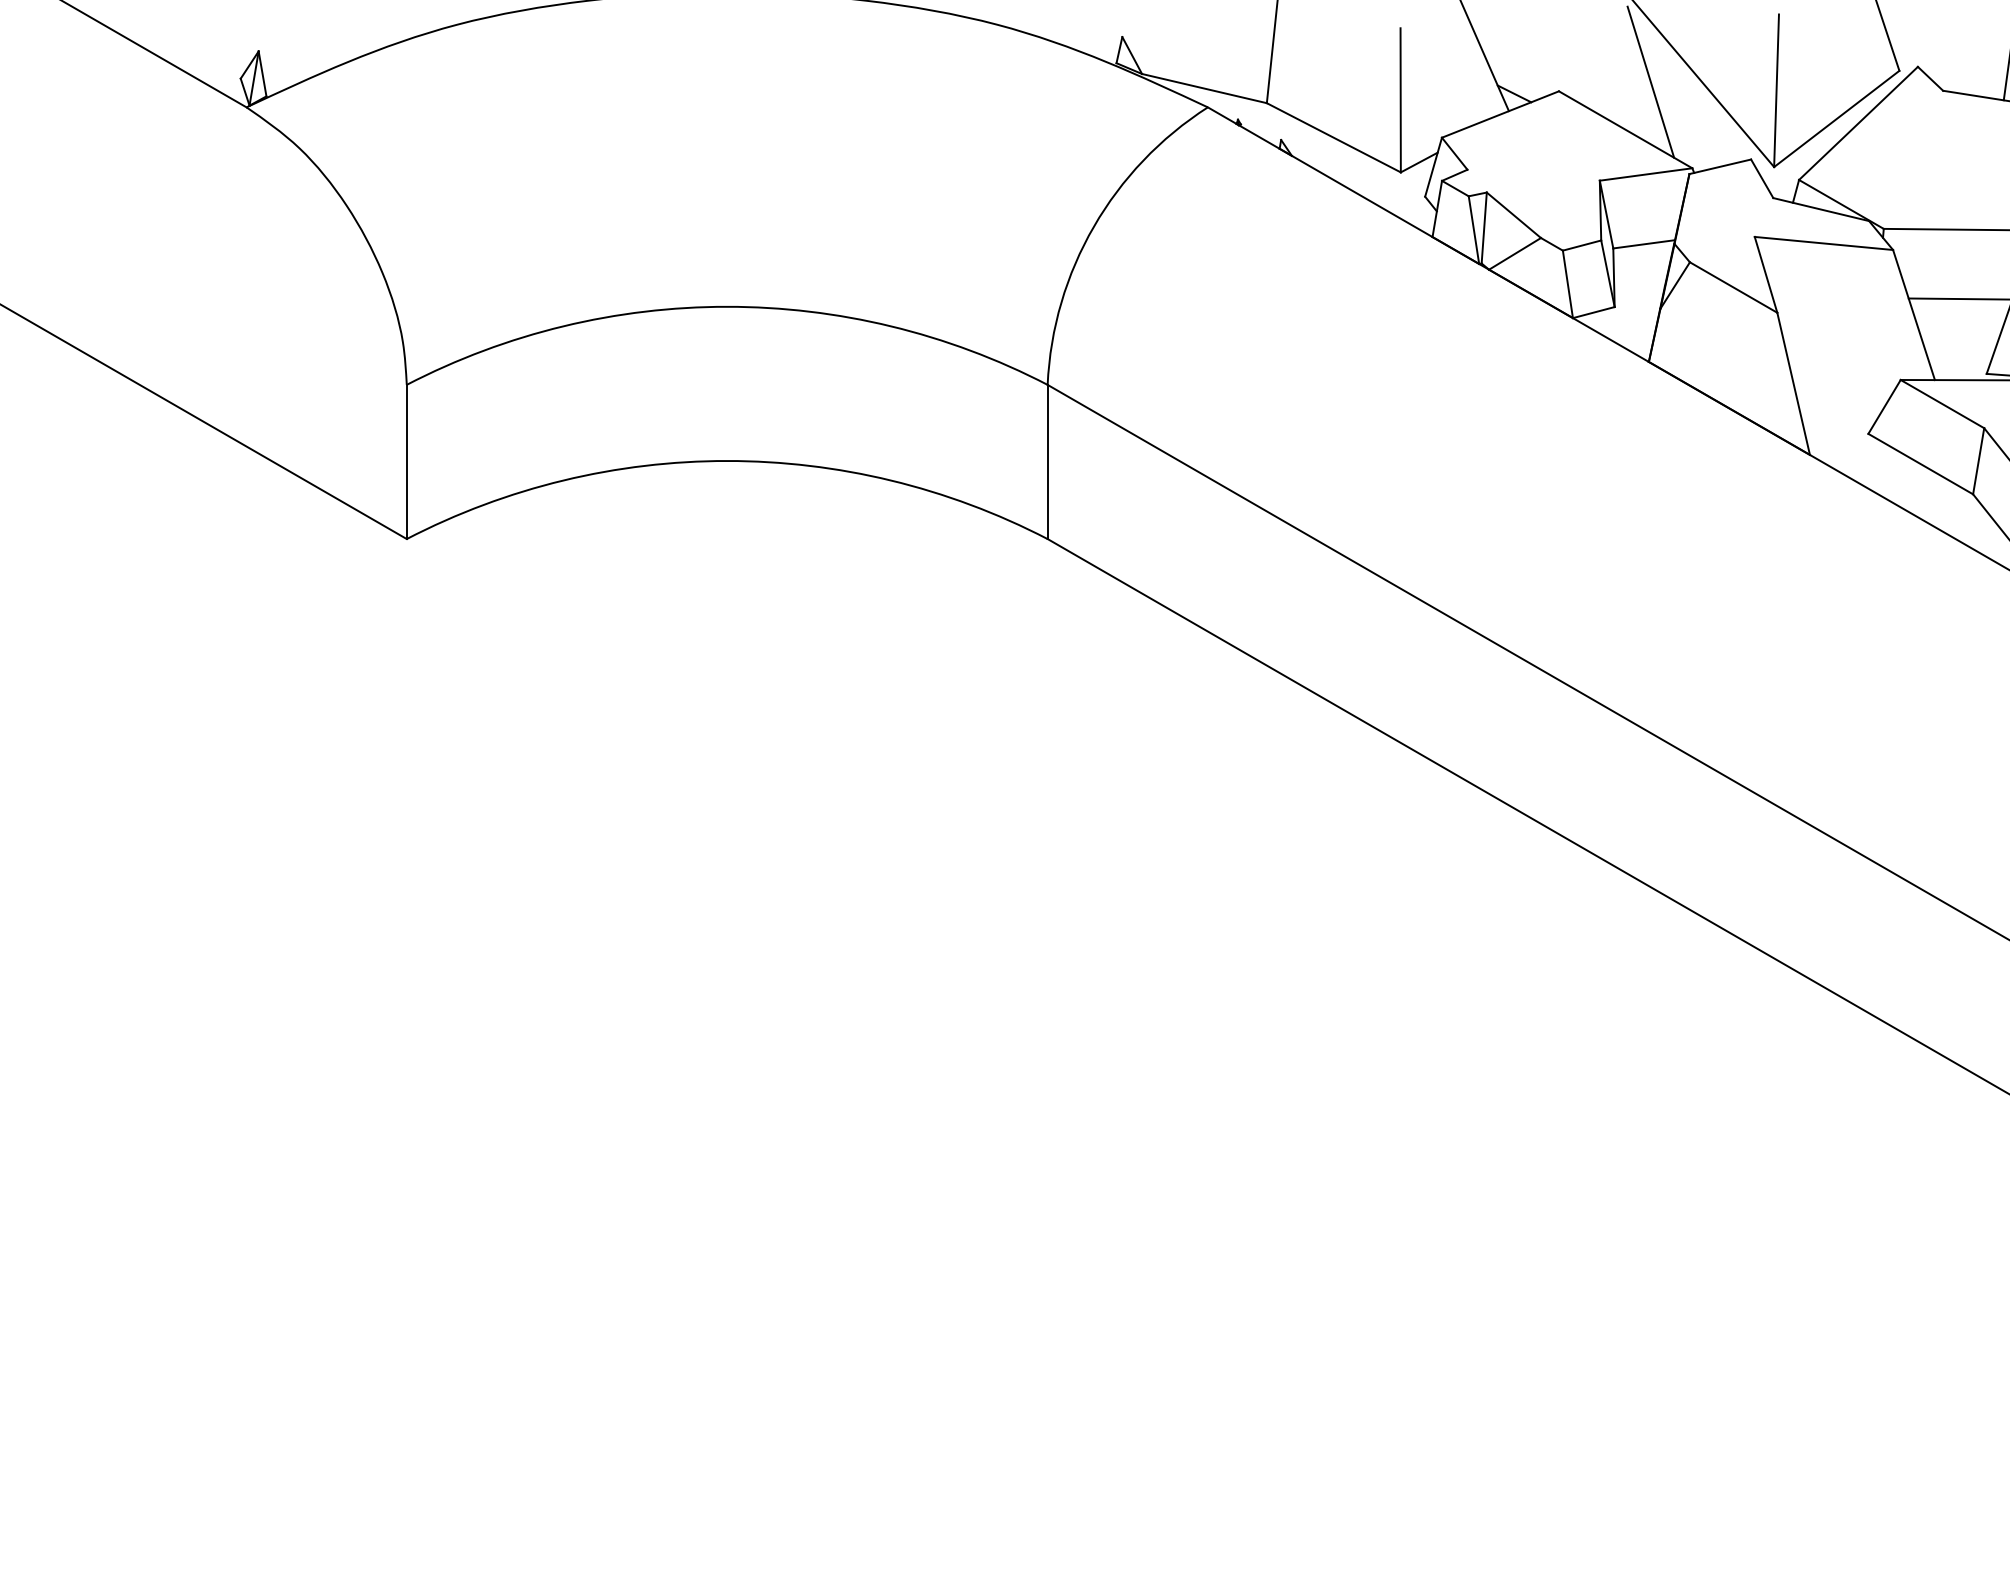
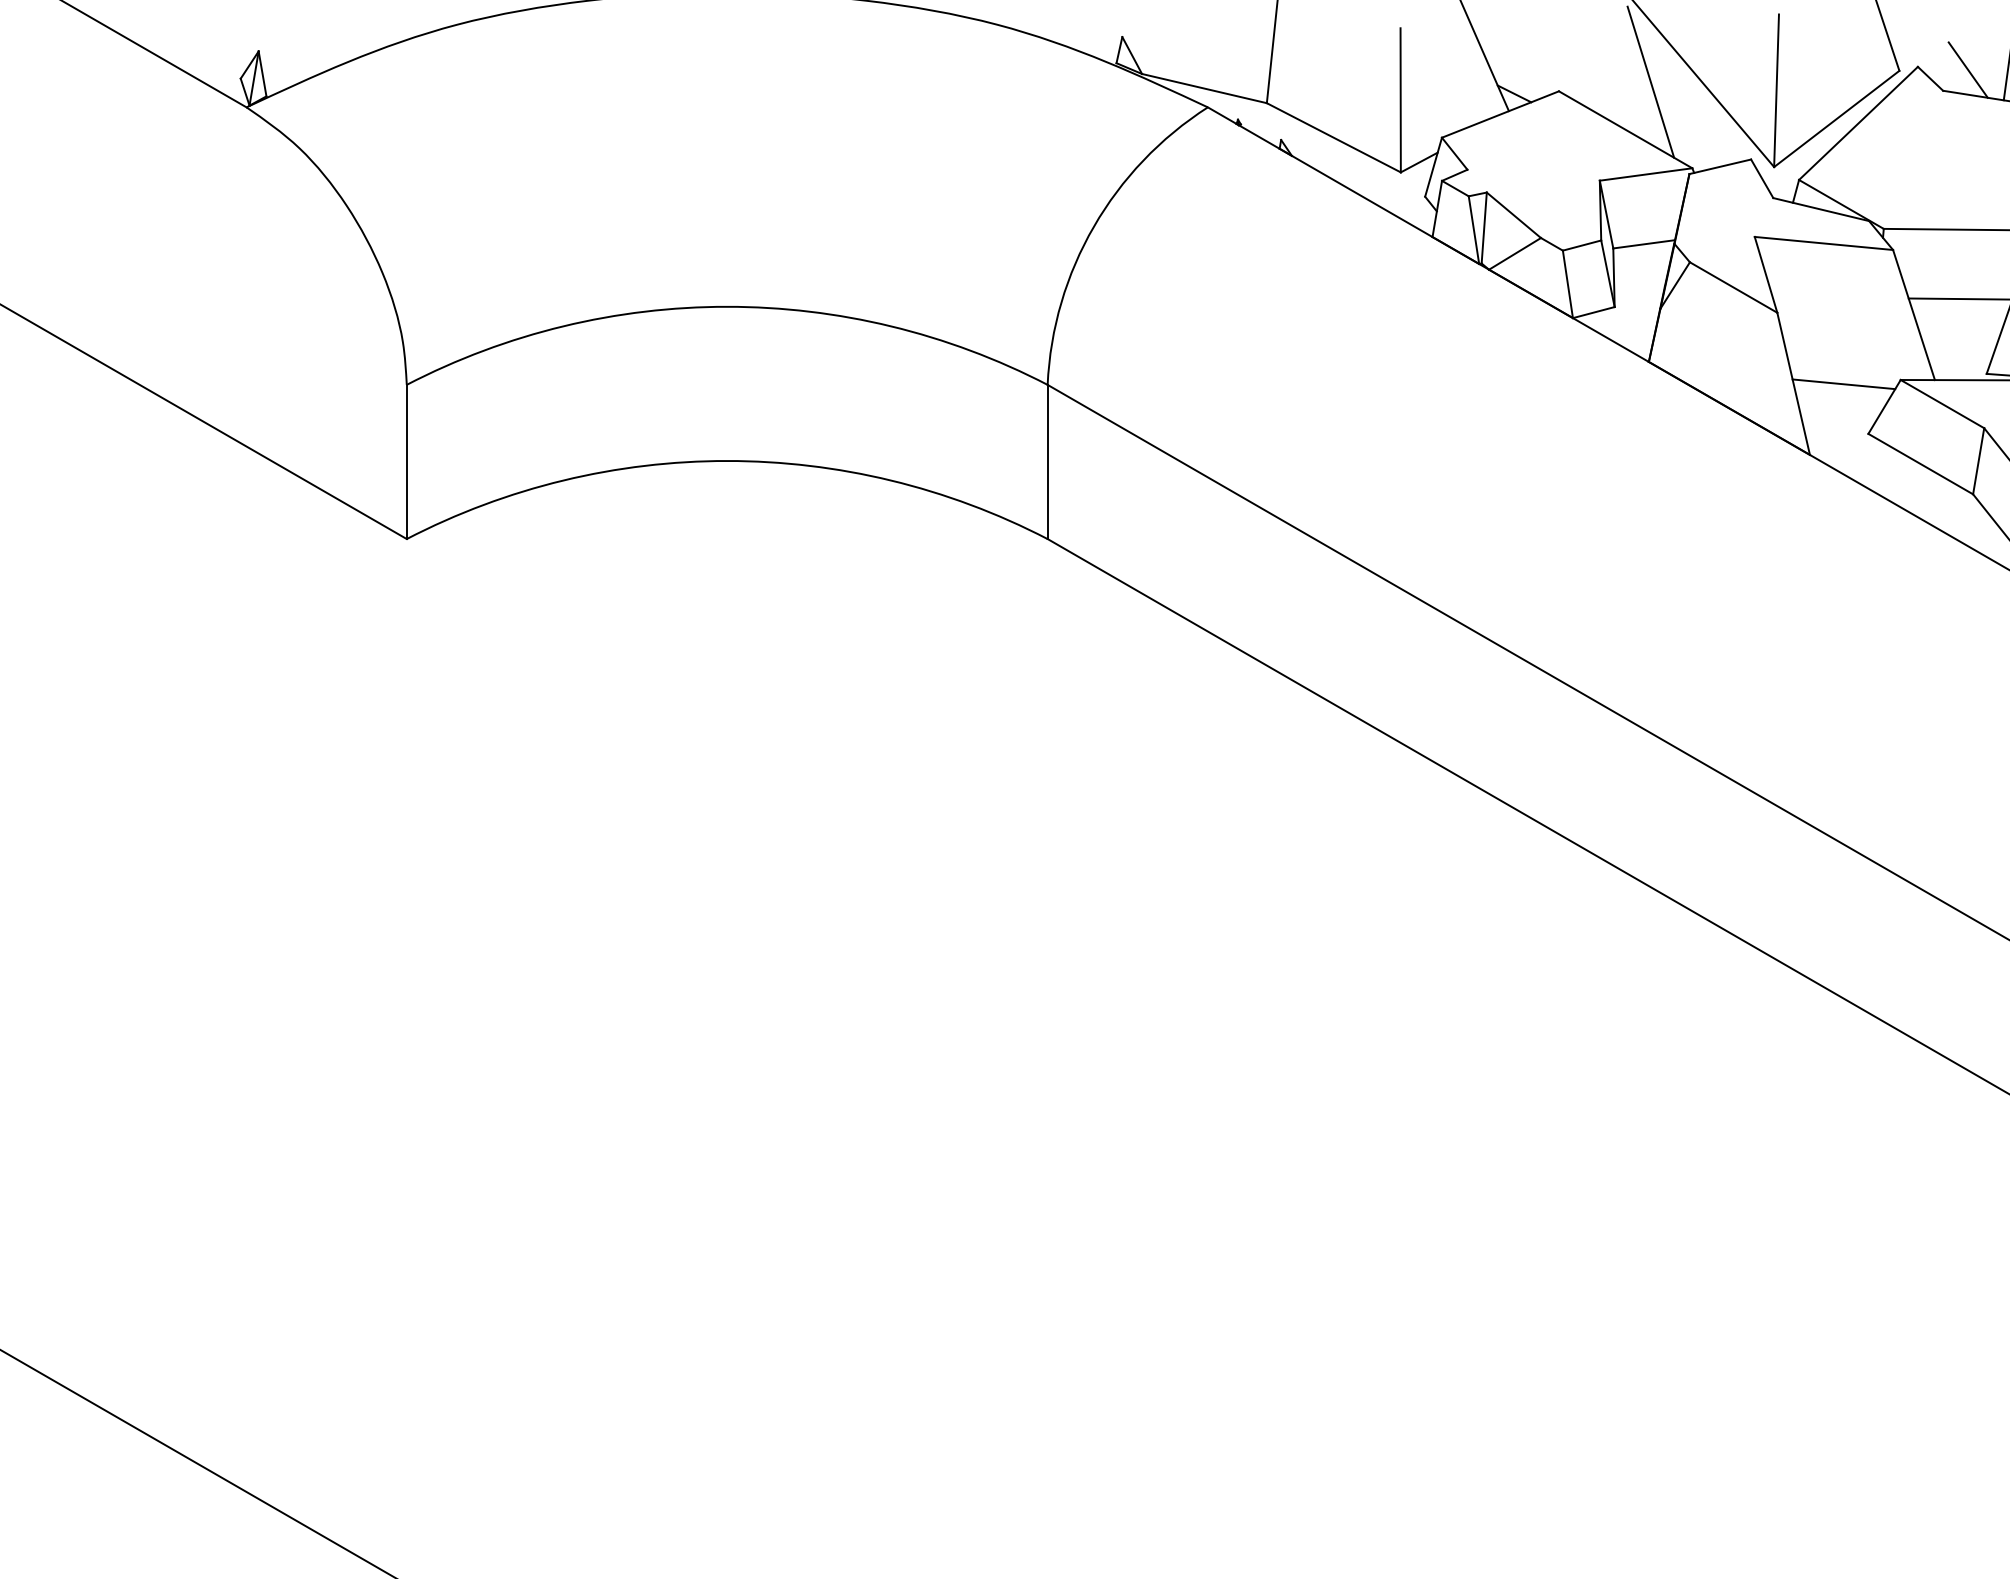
line: none -> present (1967, 69)
line: none -> present (1843, 384)
line: none -> present (196, 1462)
